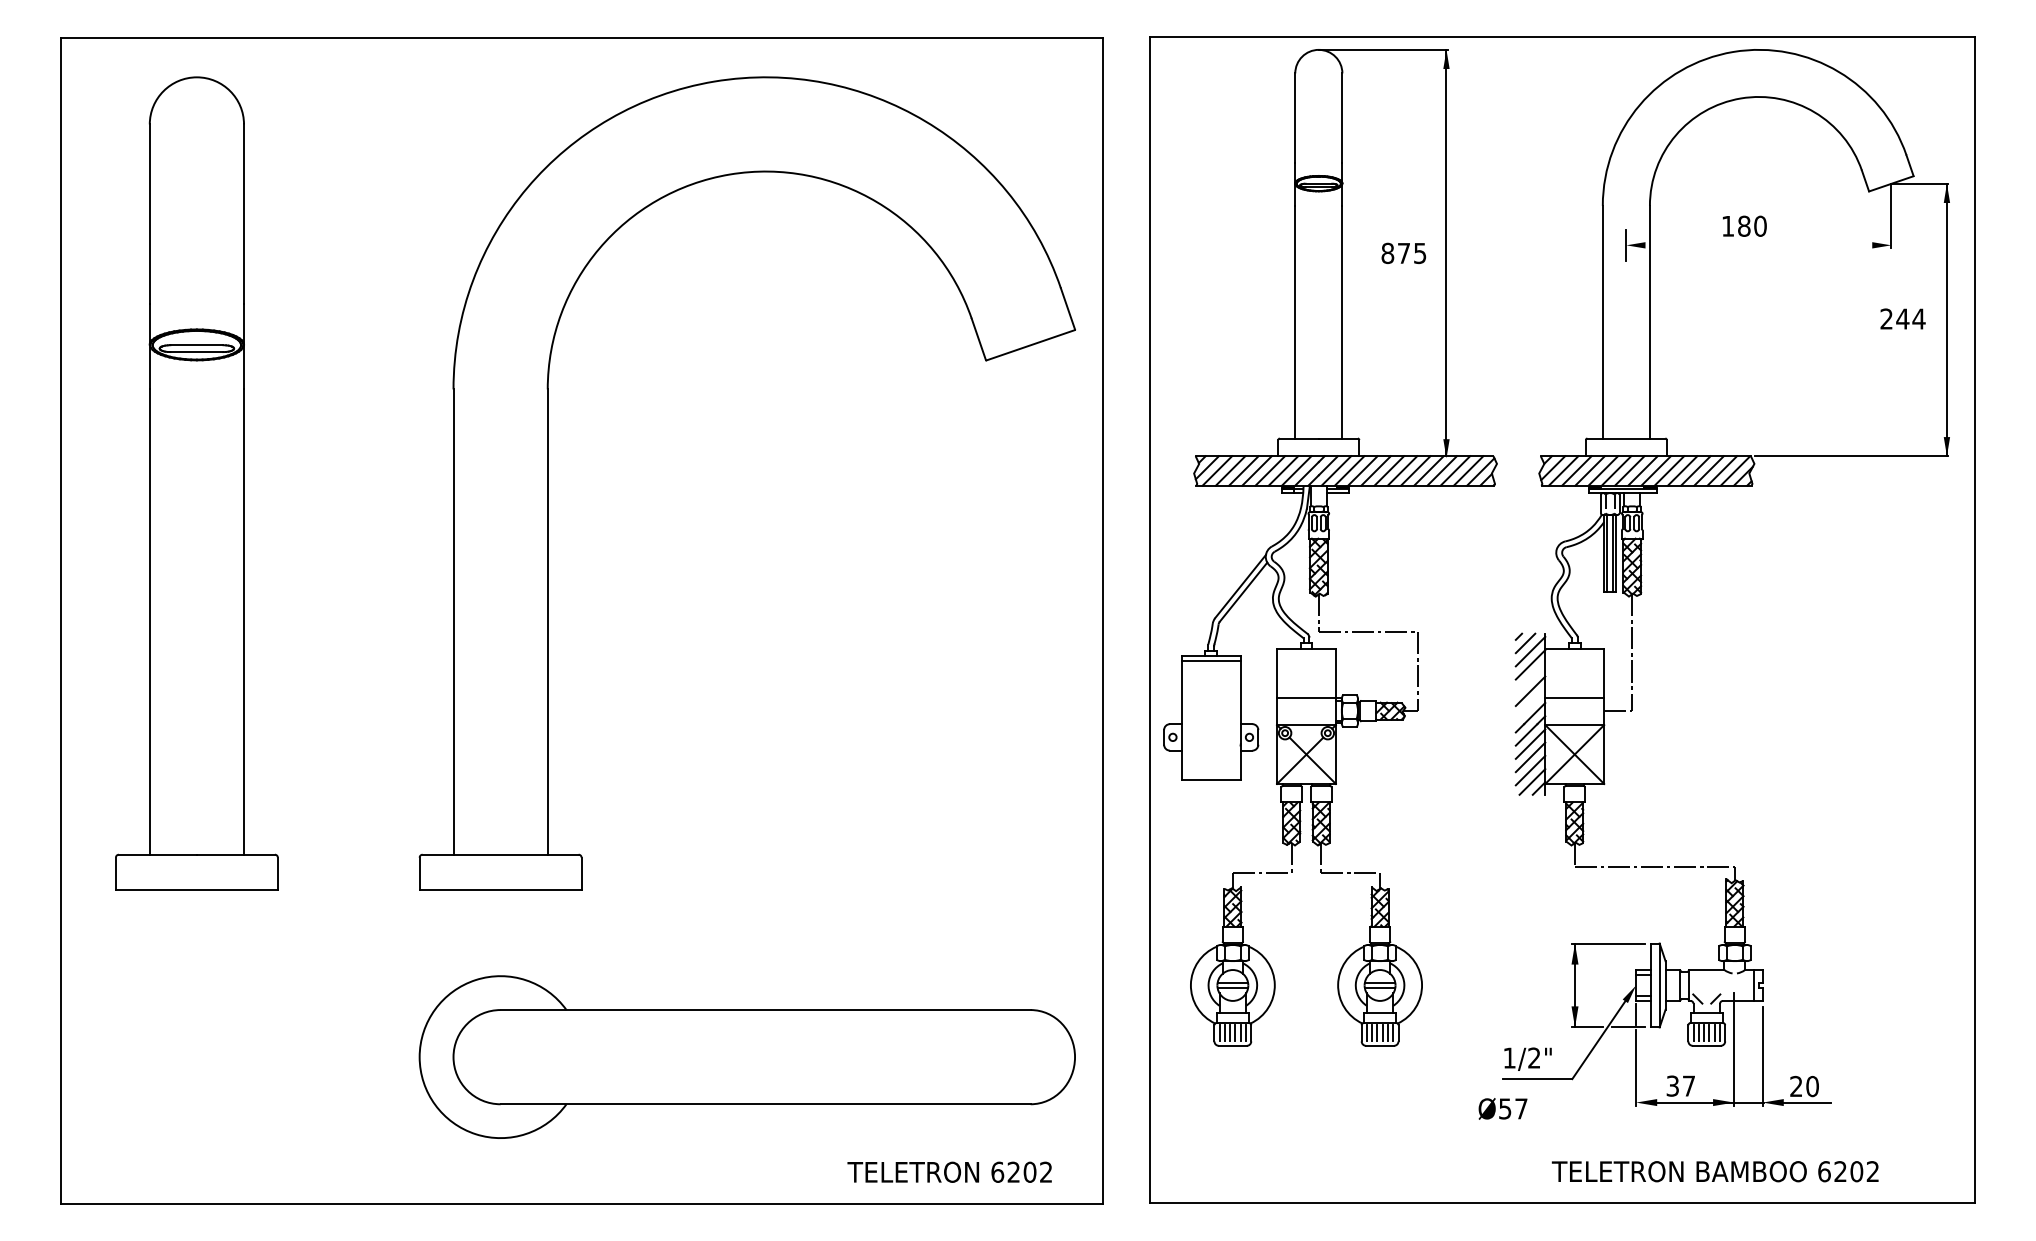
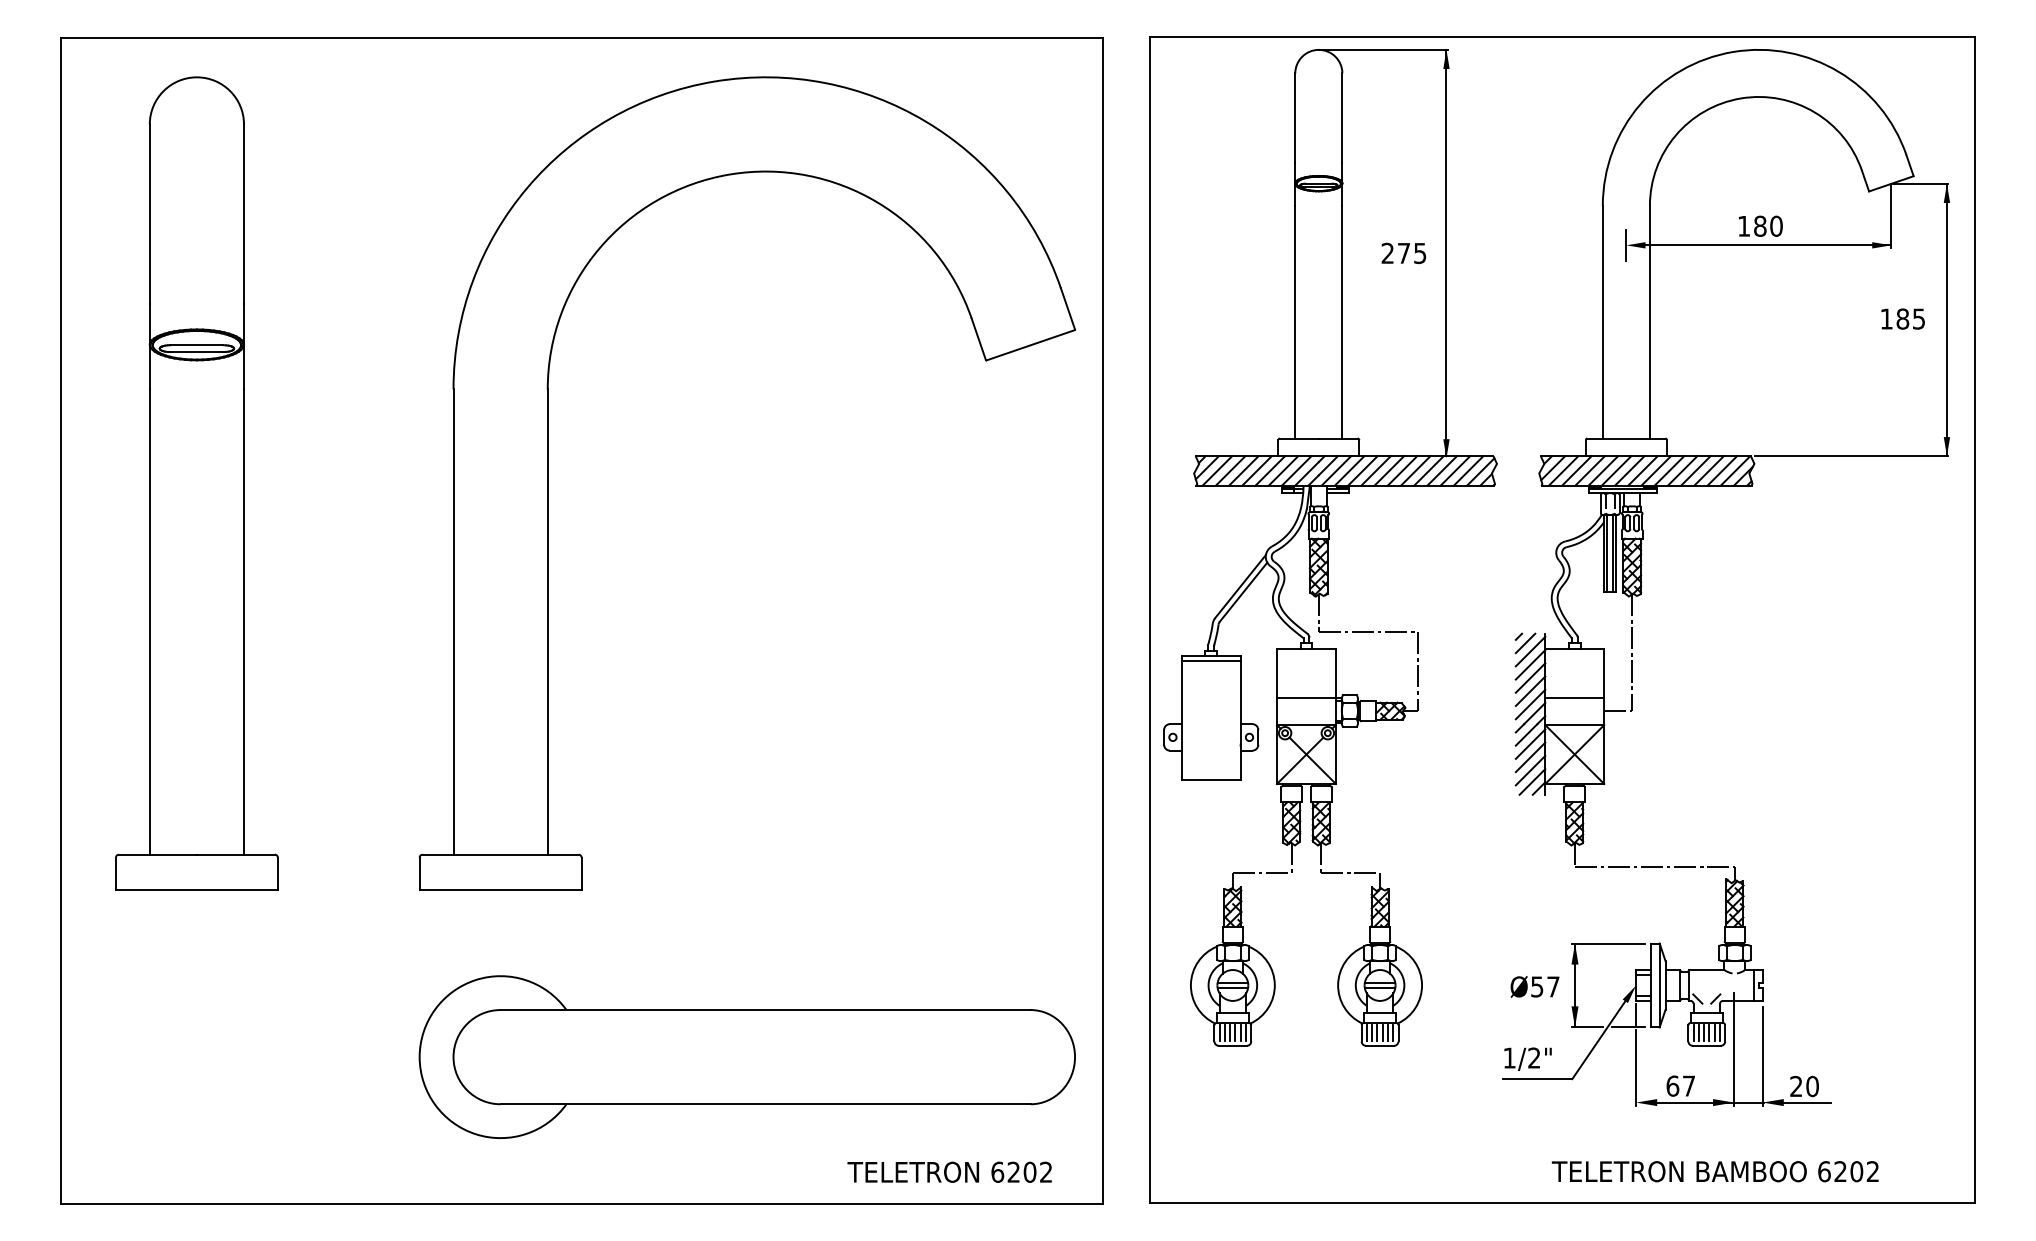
text position: (1744, 225) -> (1760, 225) (1760, 225)
line: none -> present (1768, 245)
text: 875 -> 275 (1387, 253)
text: 244 -> 185 (1902, 318)
line: none -> present (1530, 677)
line: none -> present (1530, 704)
text: 37 -> 67 (1672, 1085)
text position: (1502, 1108) -> (1534, 986) (1534, 986)
